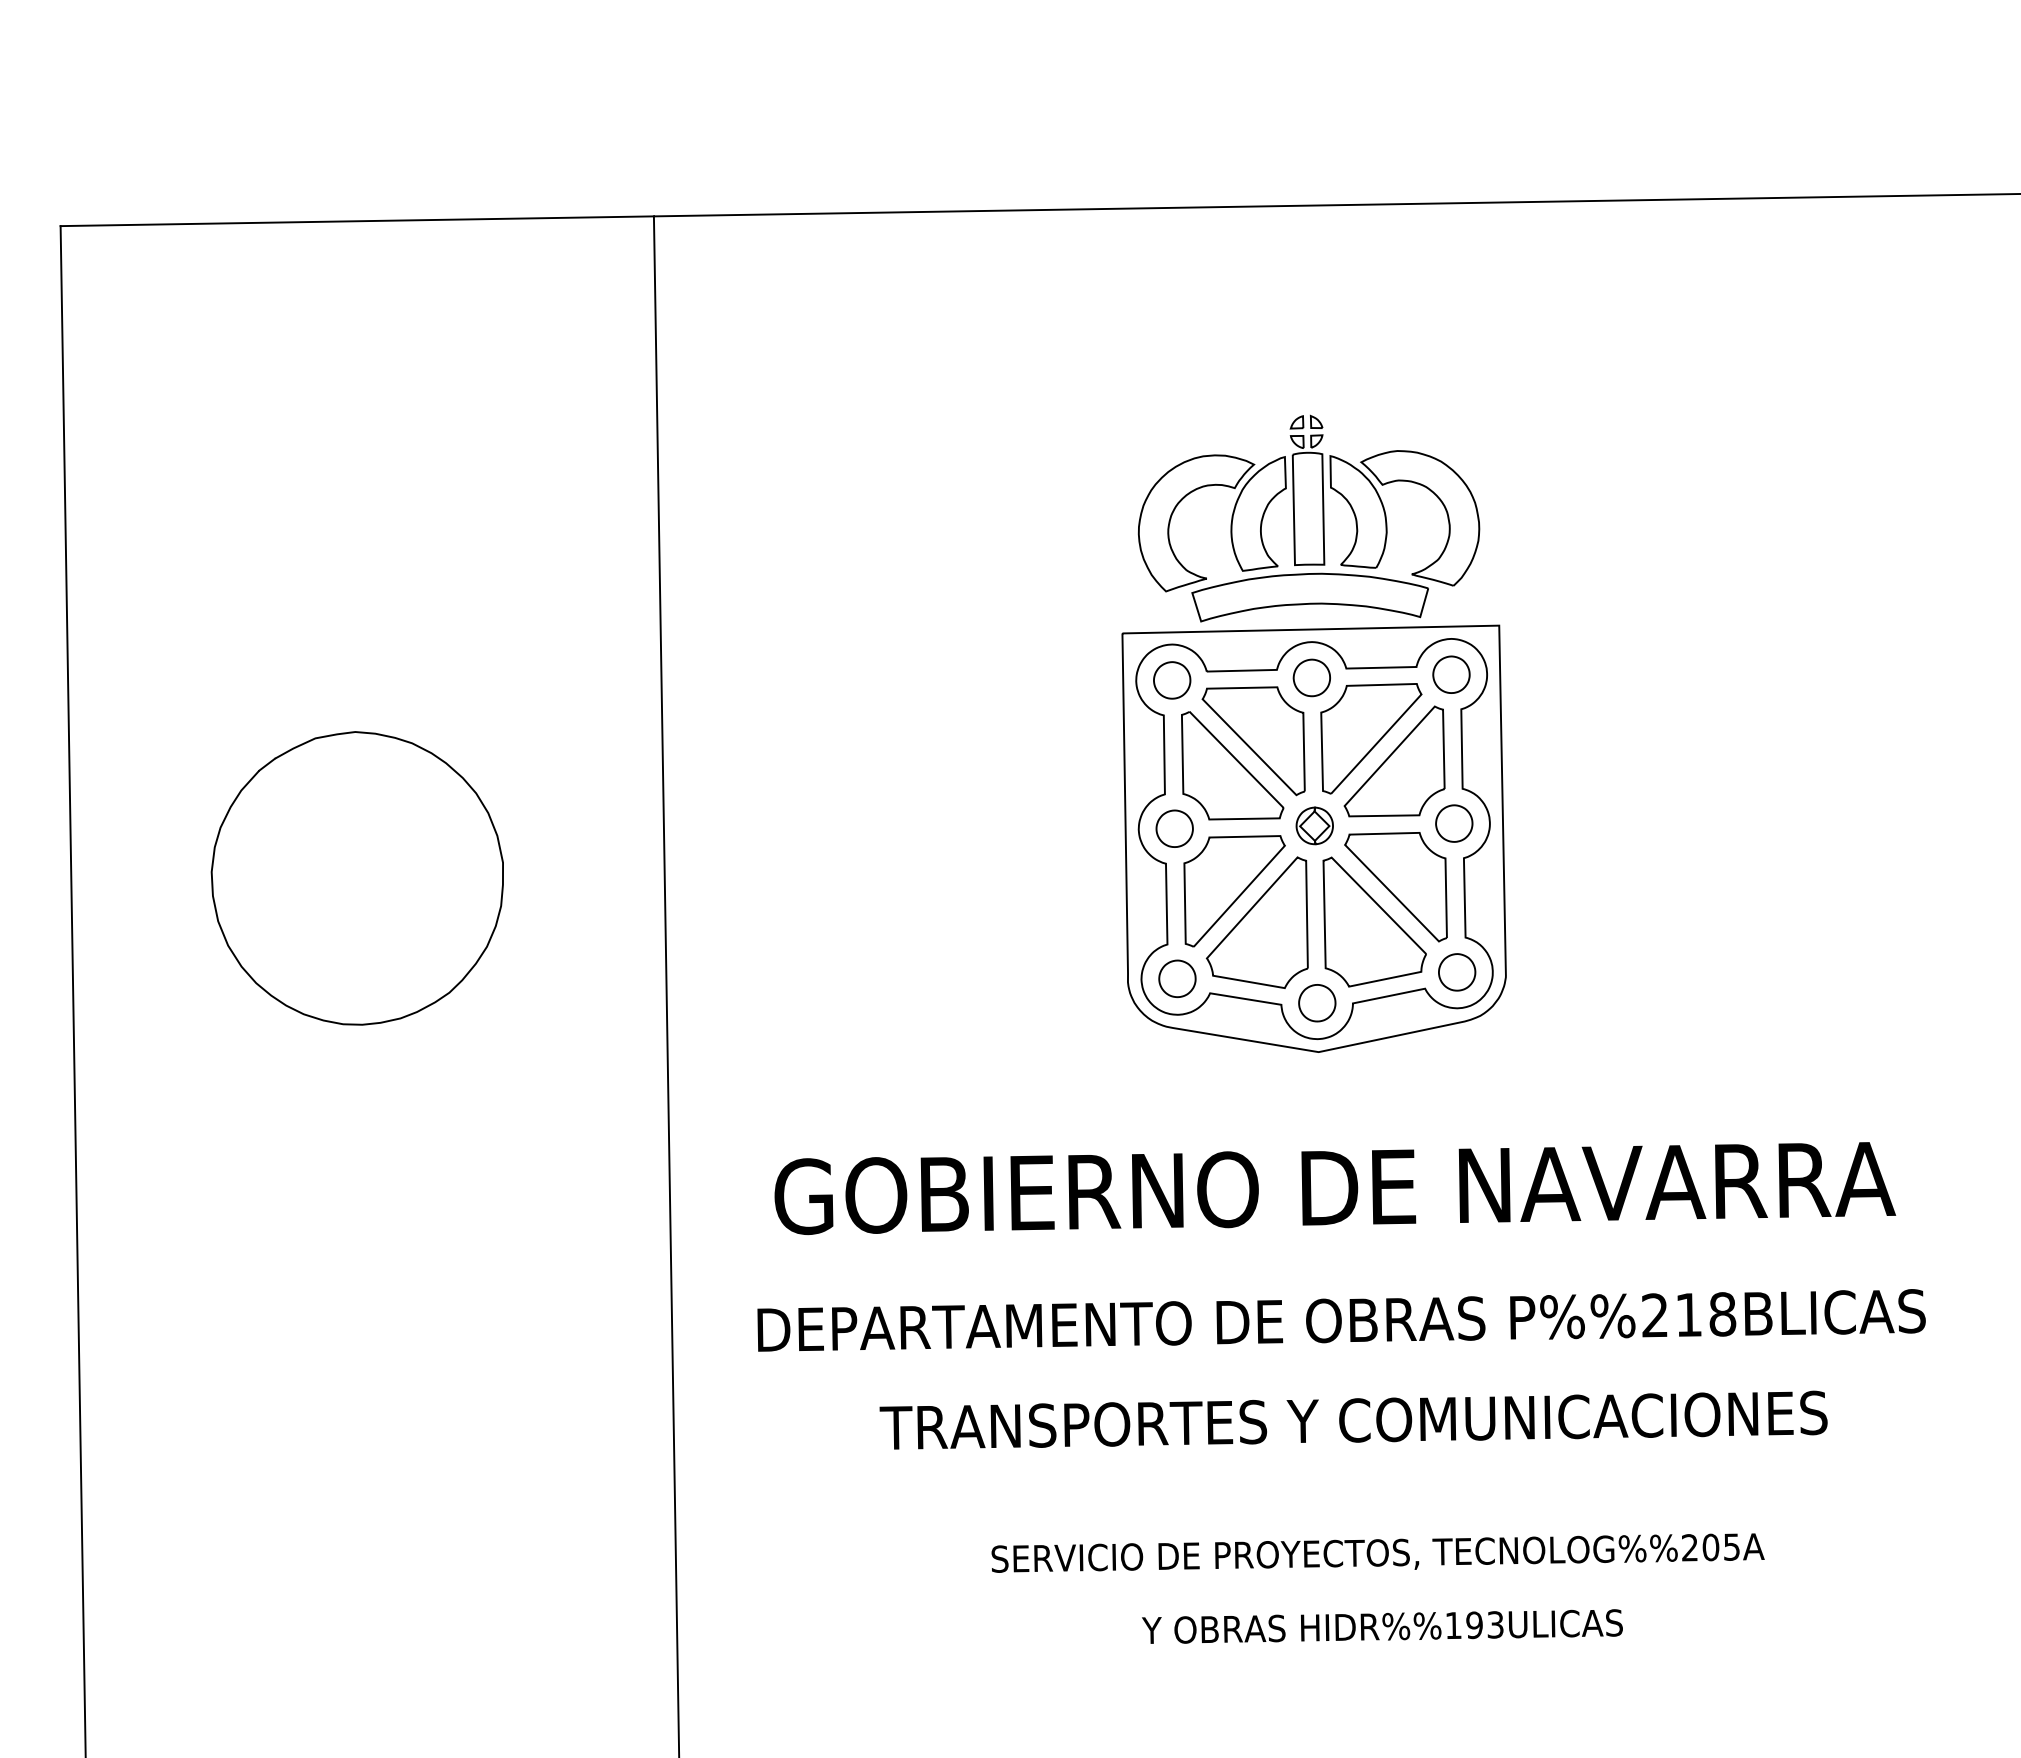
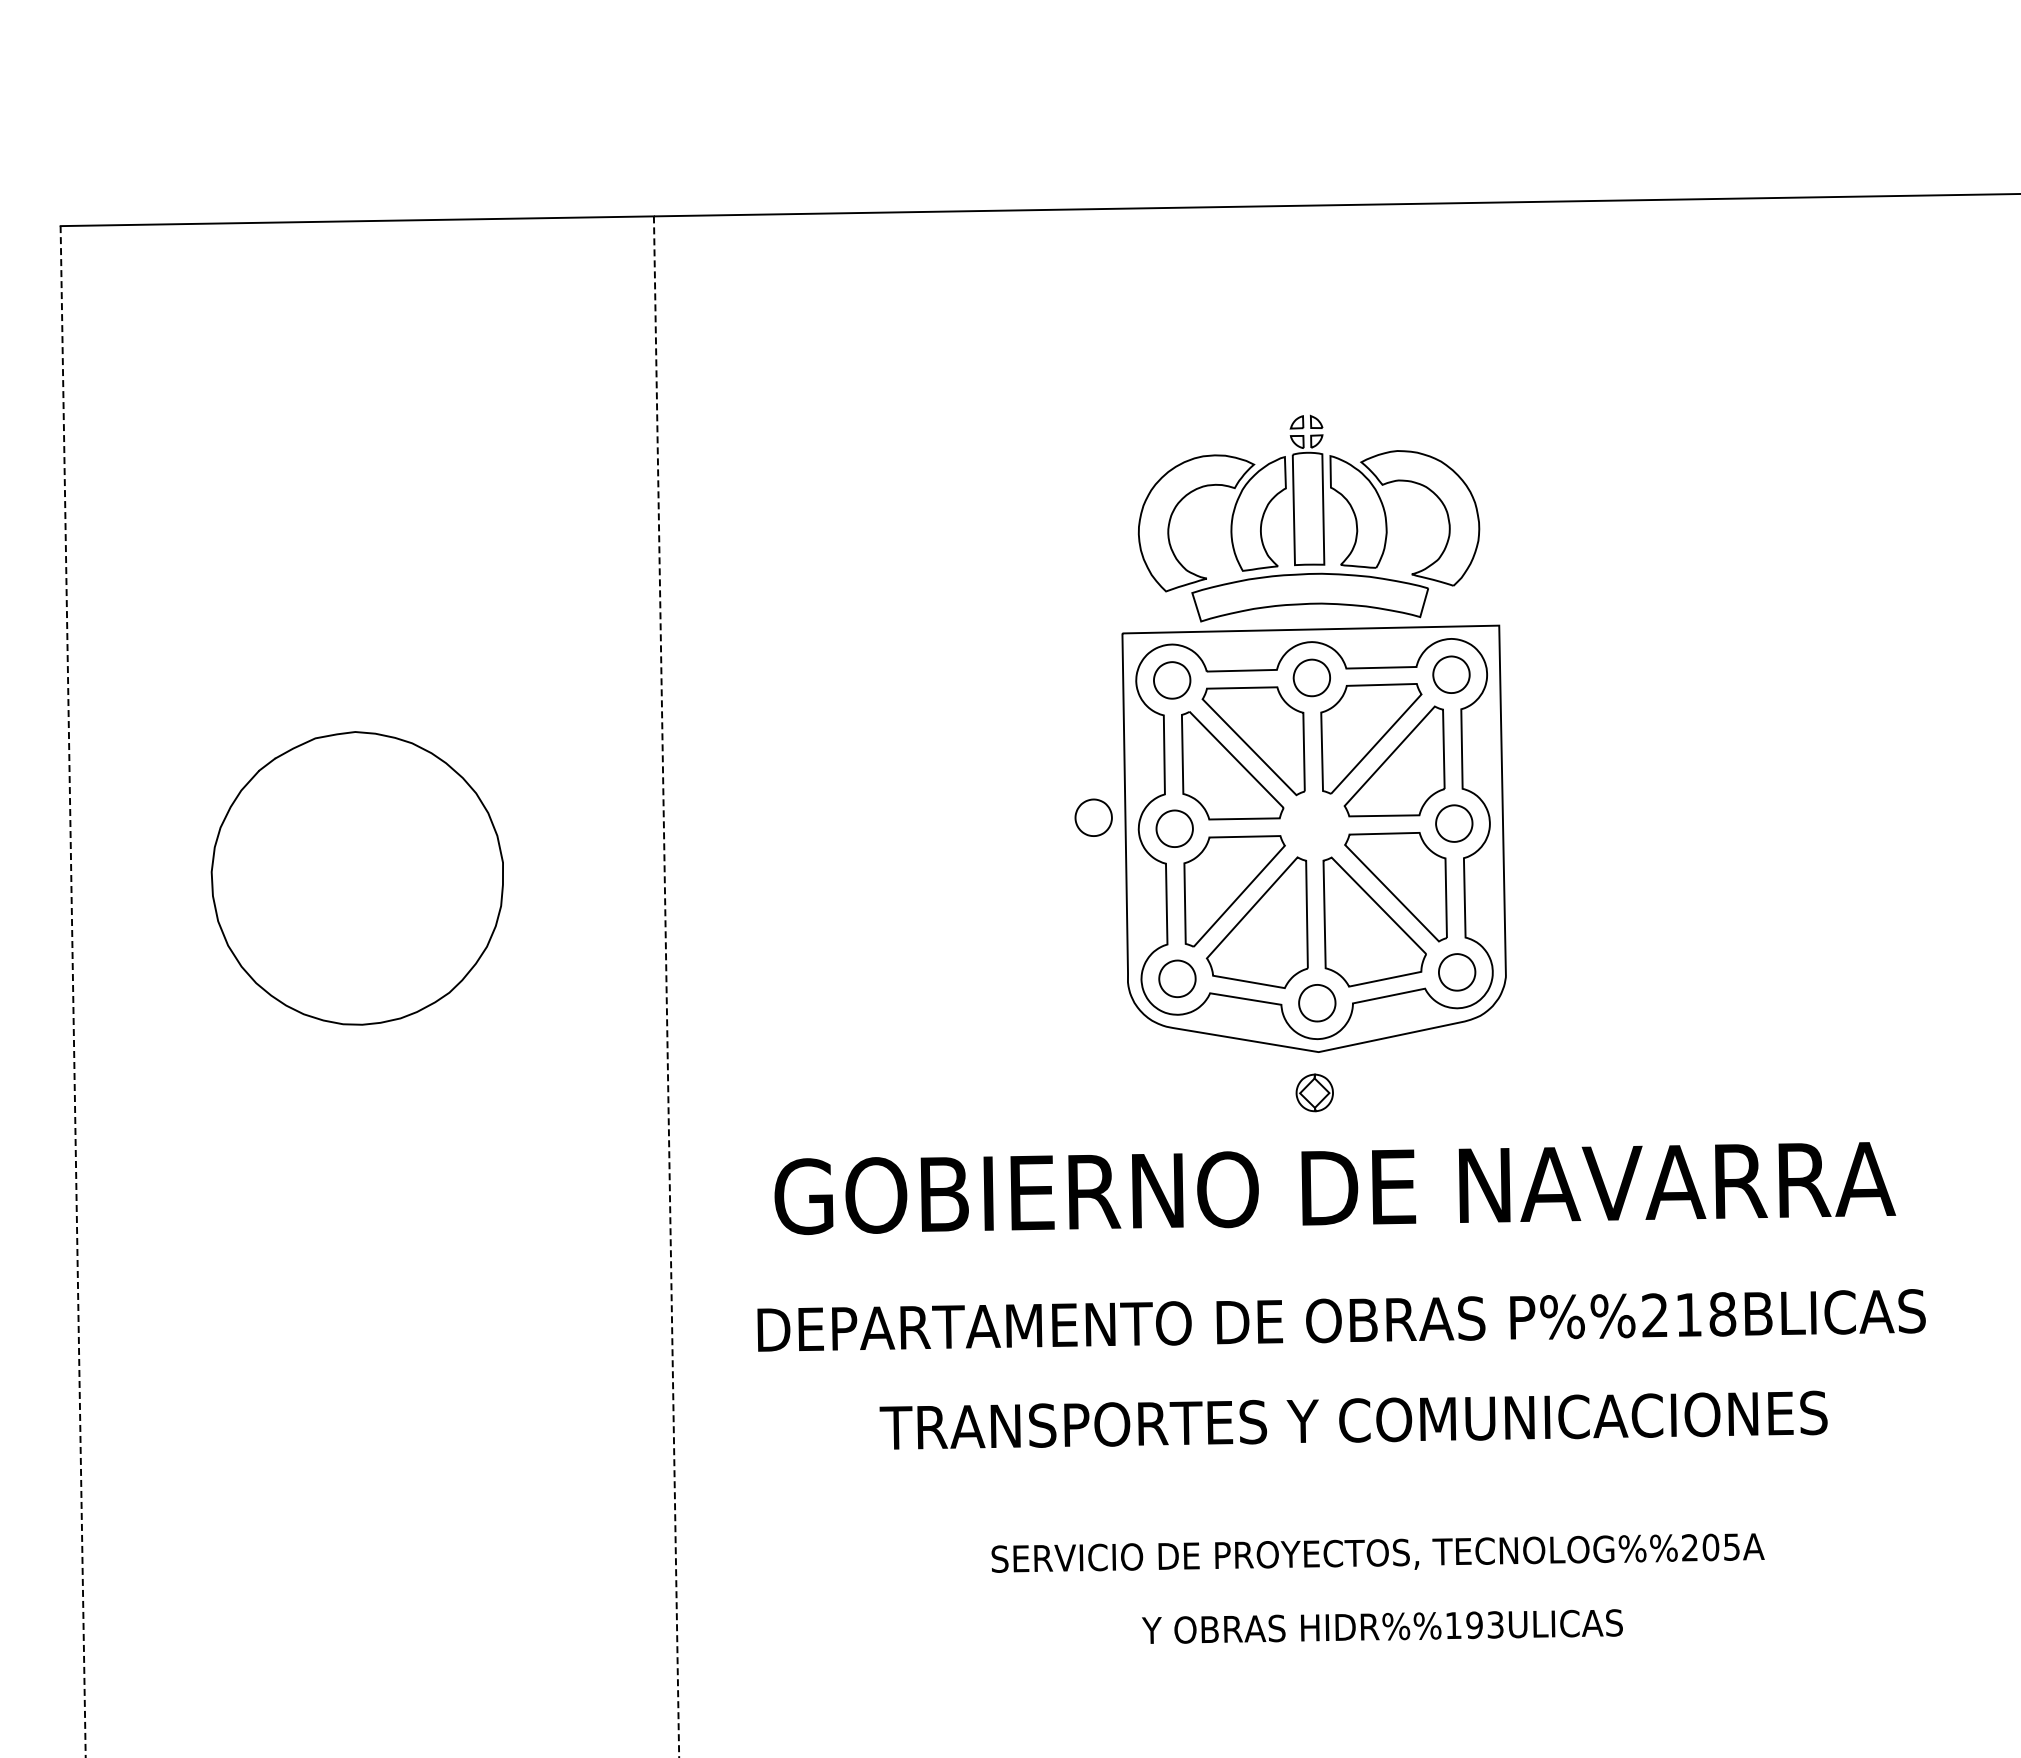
part: none -> present (1093, 817)
part position: (1314, 825) -> (1314, 1092) (1314, 1092)
line: solid -> dashed (666, 987)
line: solid -> dashed (73, 992)
